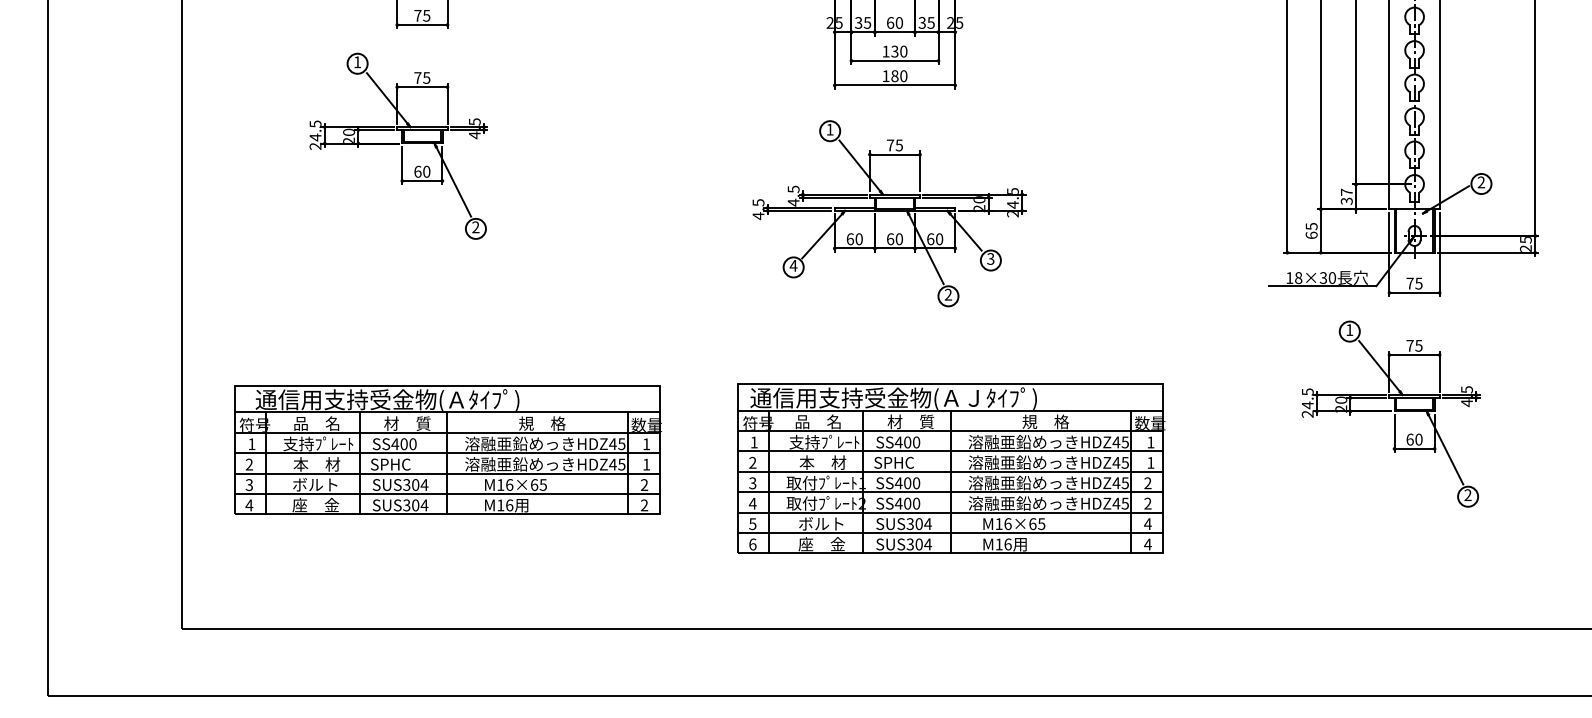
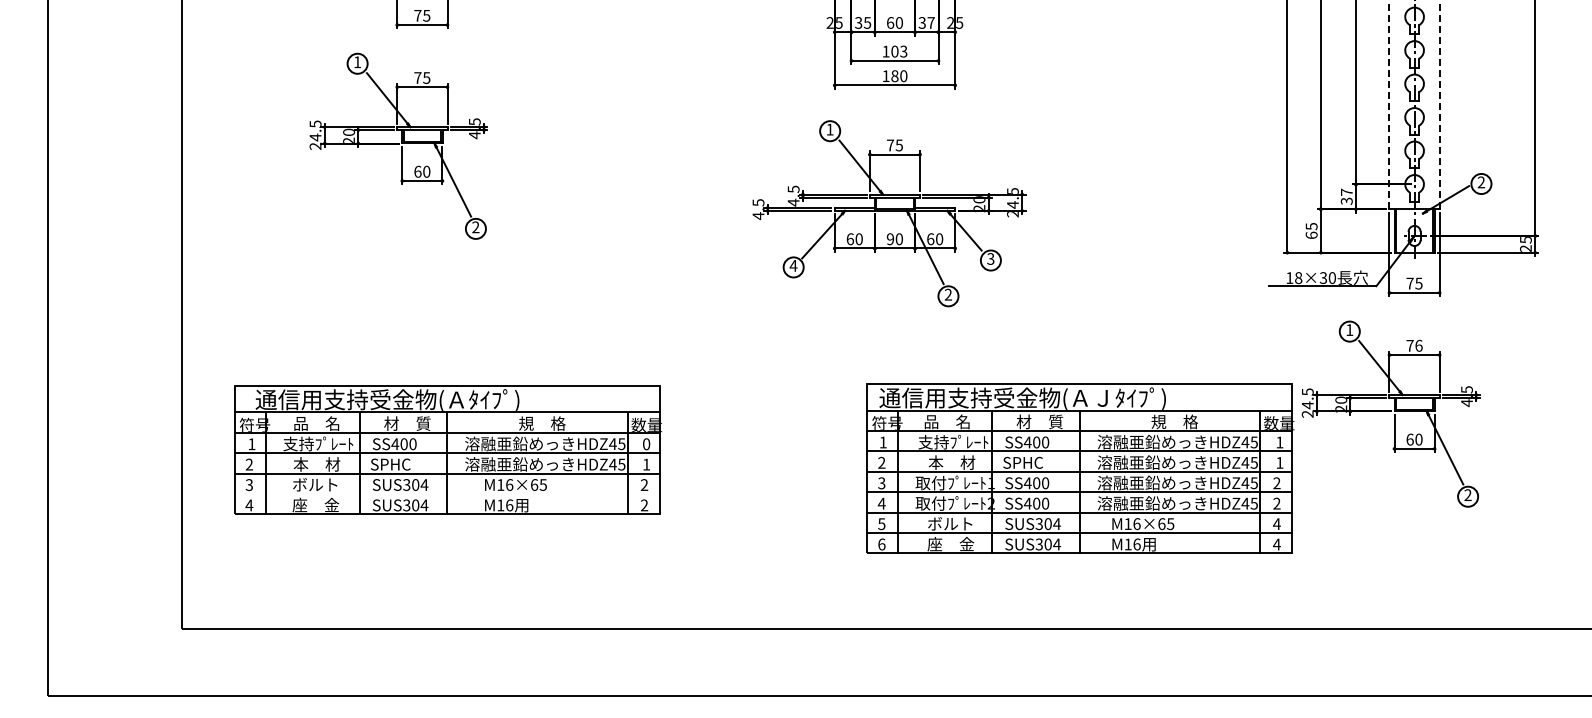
text: 35 -> 37 (930, 22)
text: 130 -> 103 (899, 51)
line: solid -> dashed (1389, 104)
line: solid -> dashed (1439, 104)
text: 60 -> 90 (890, 239)
text: 75 -> 76 (1418, 345)
text: 1 -> 0 (646, 444)
part position: (951, 468) -> (1080, 468) (1080, 468)
line: present -> none (446, 493)
